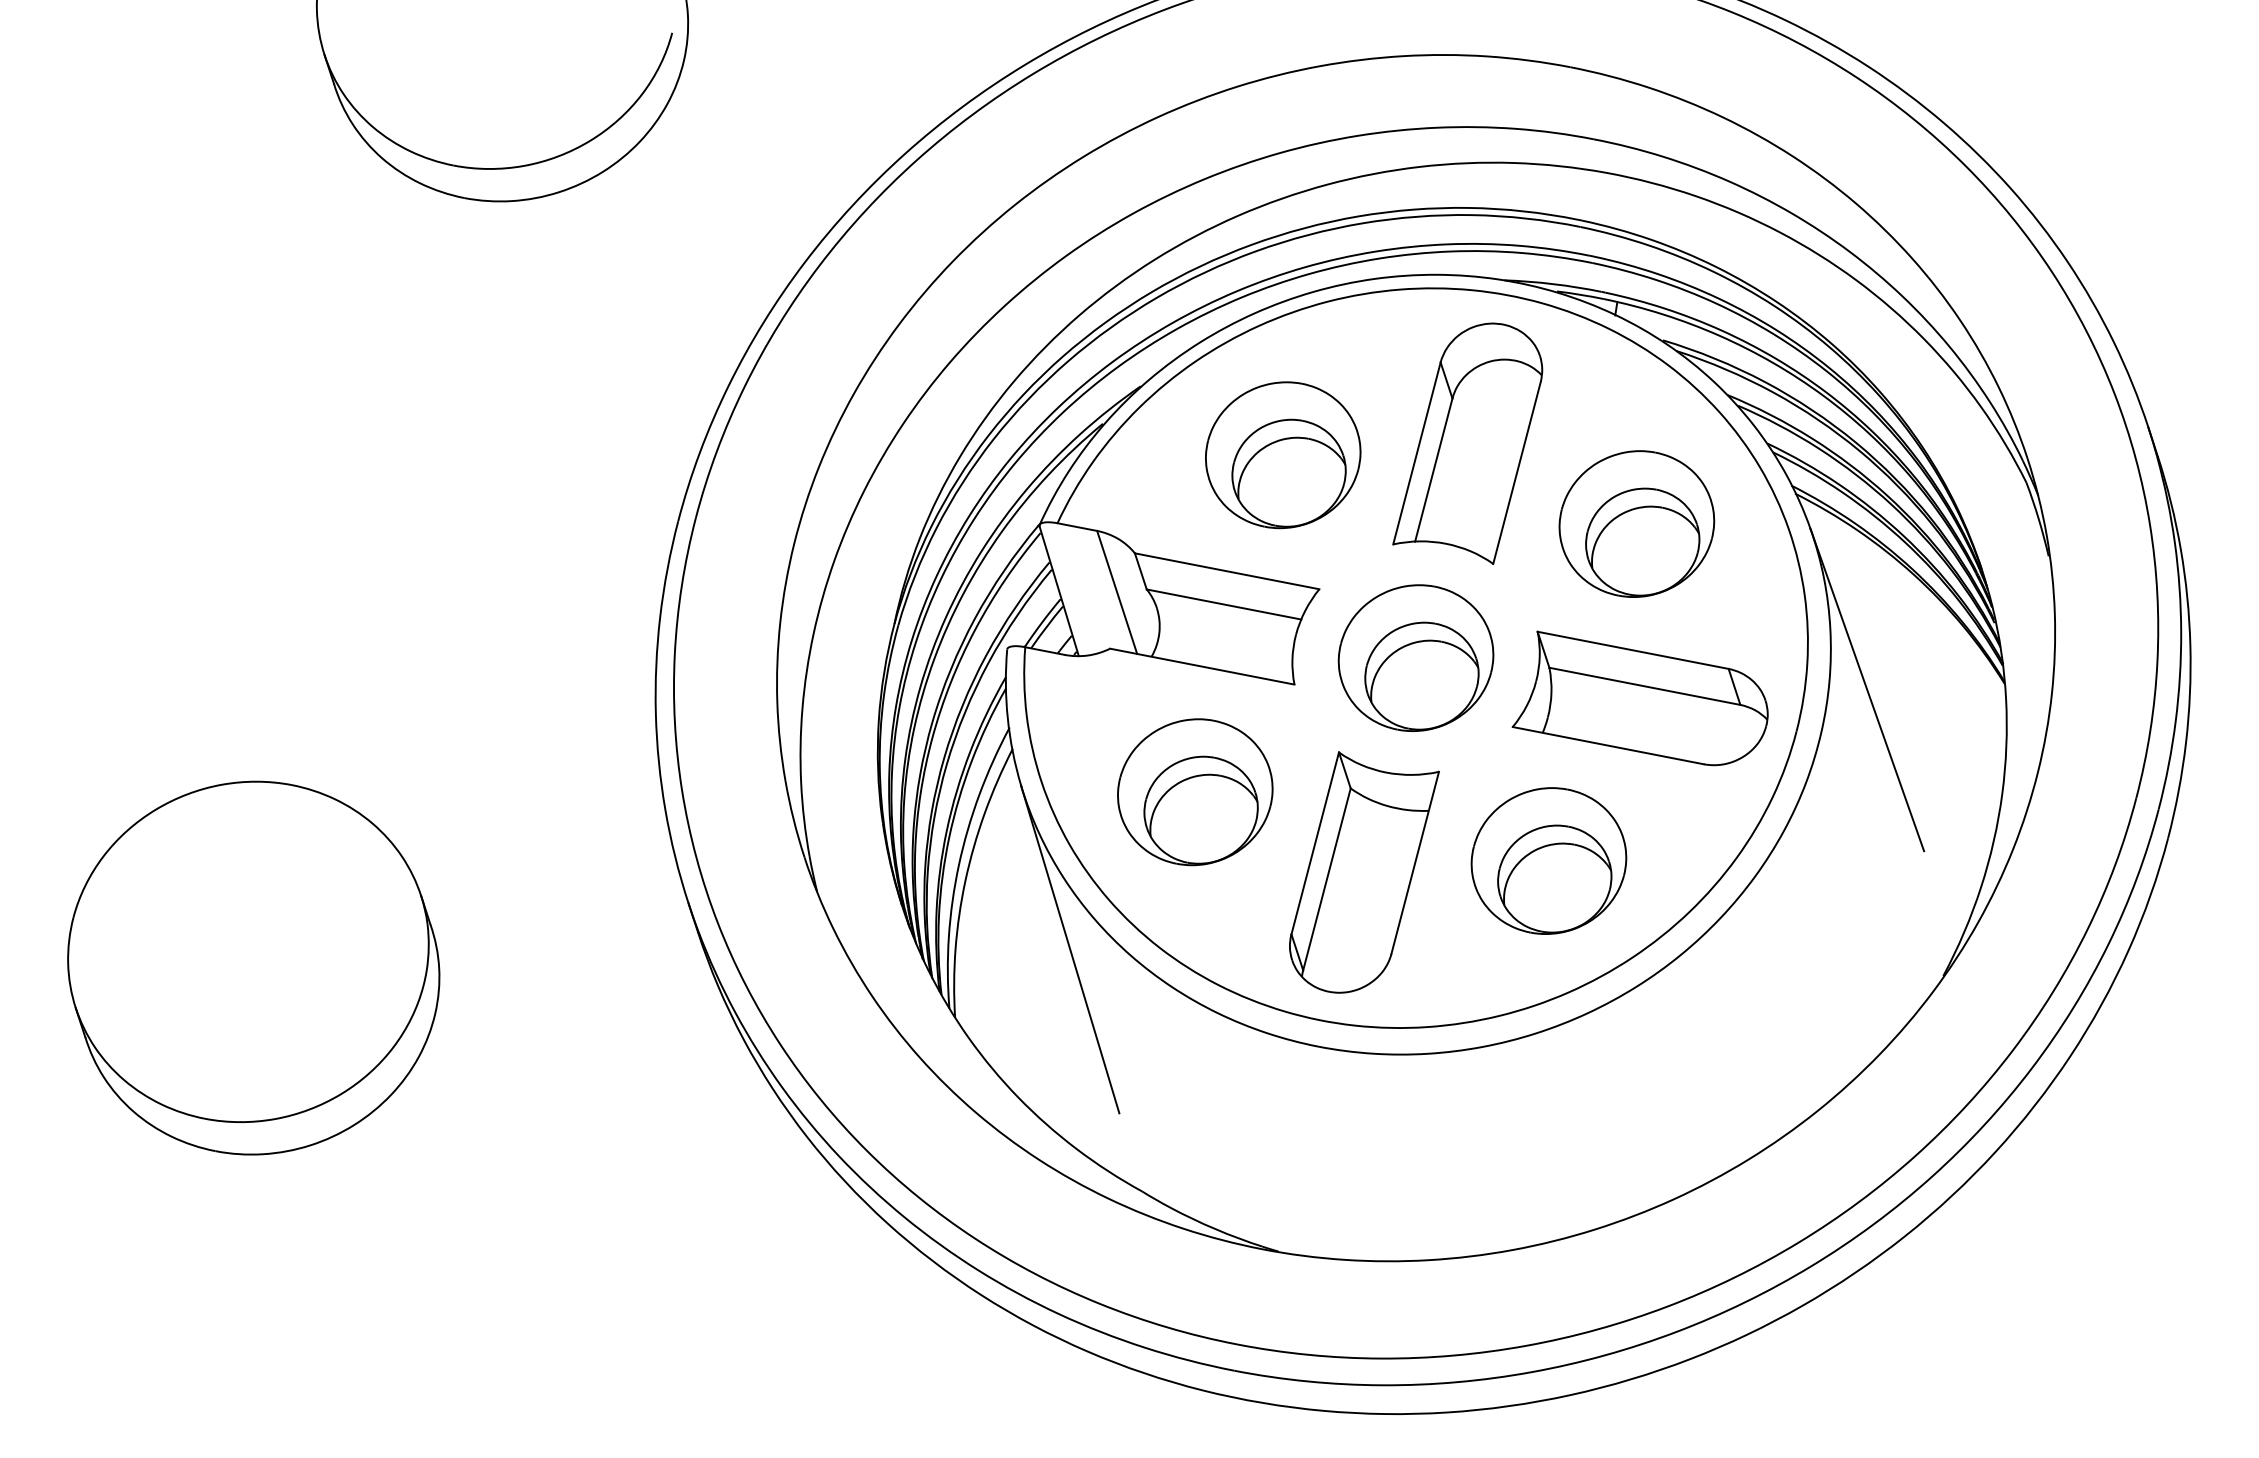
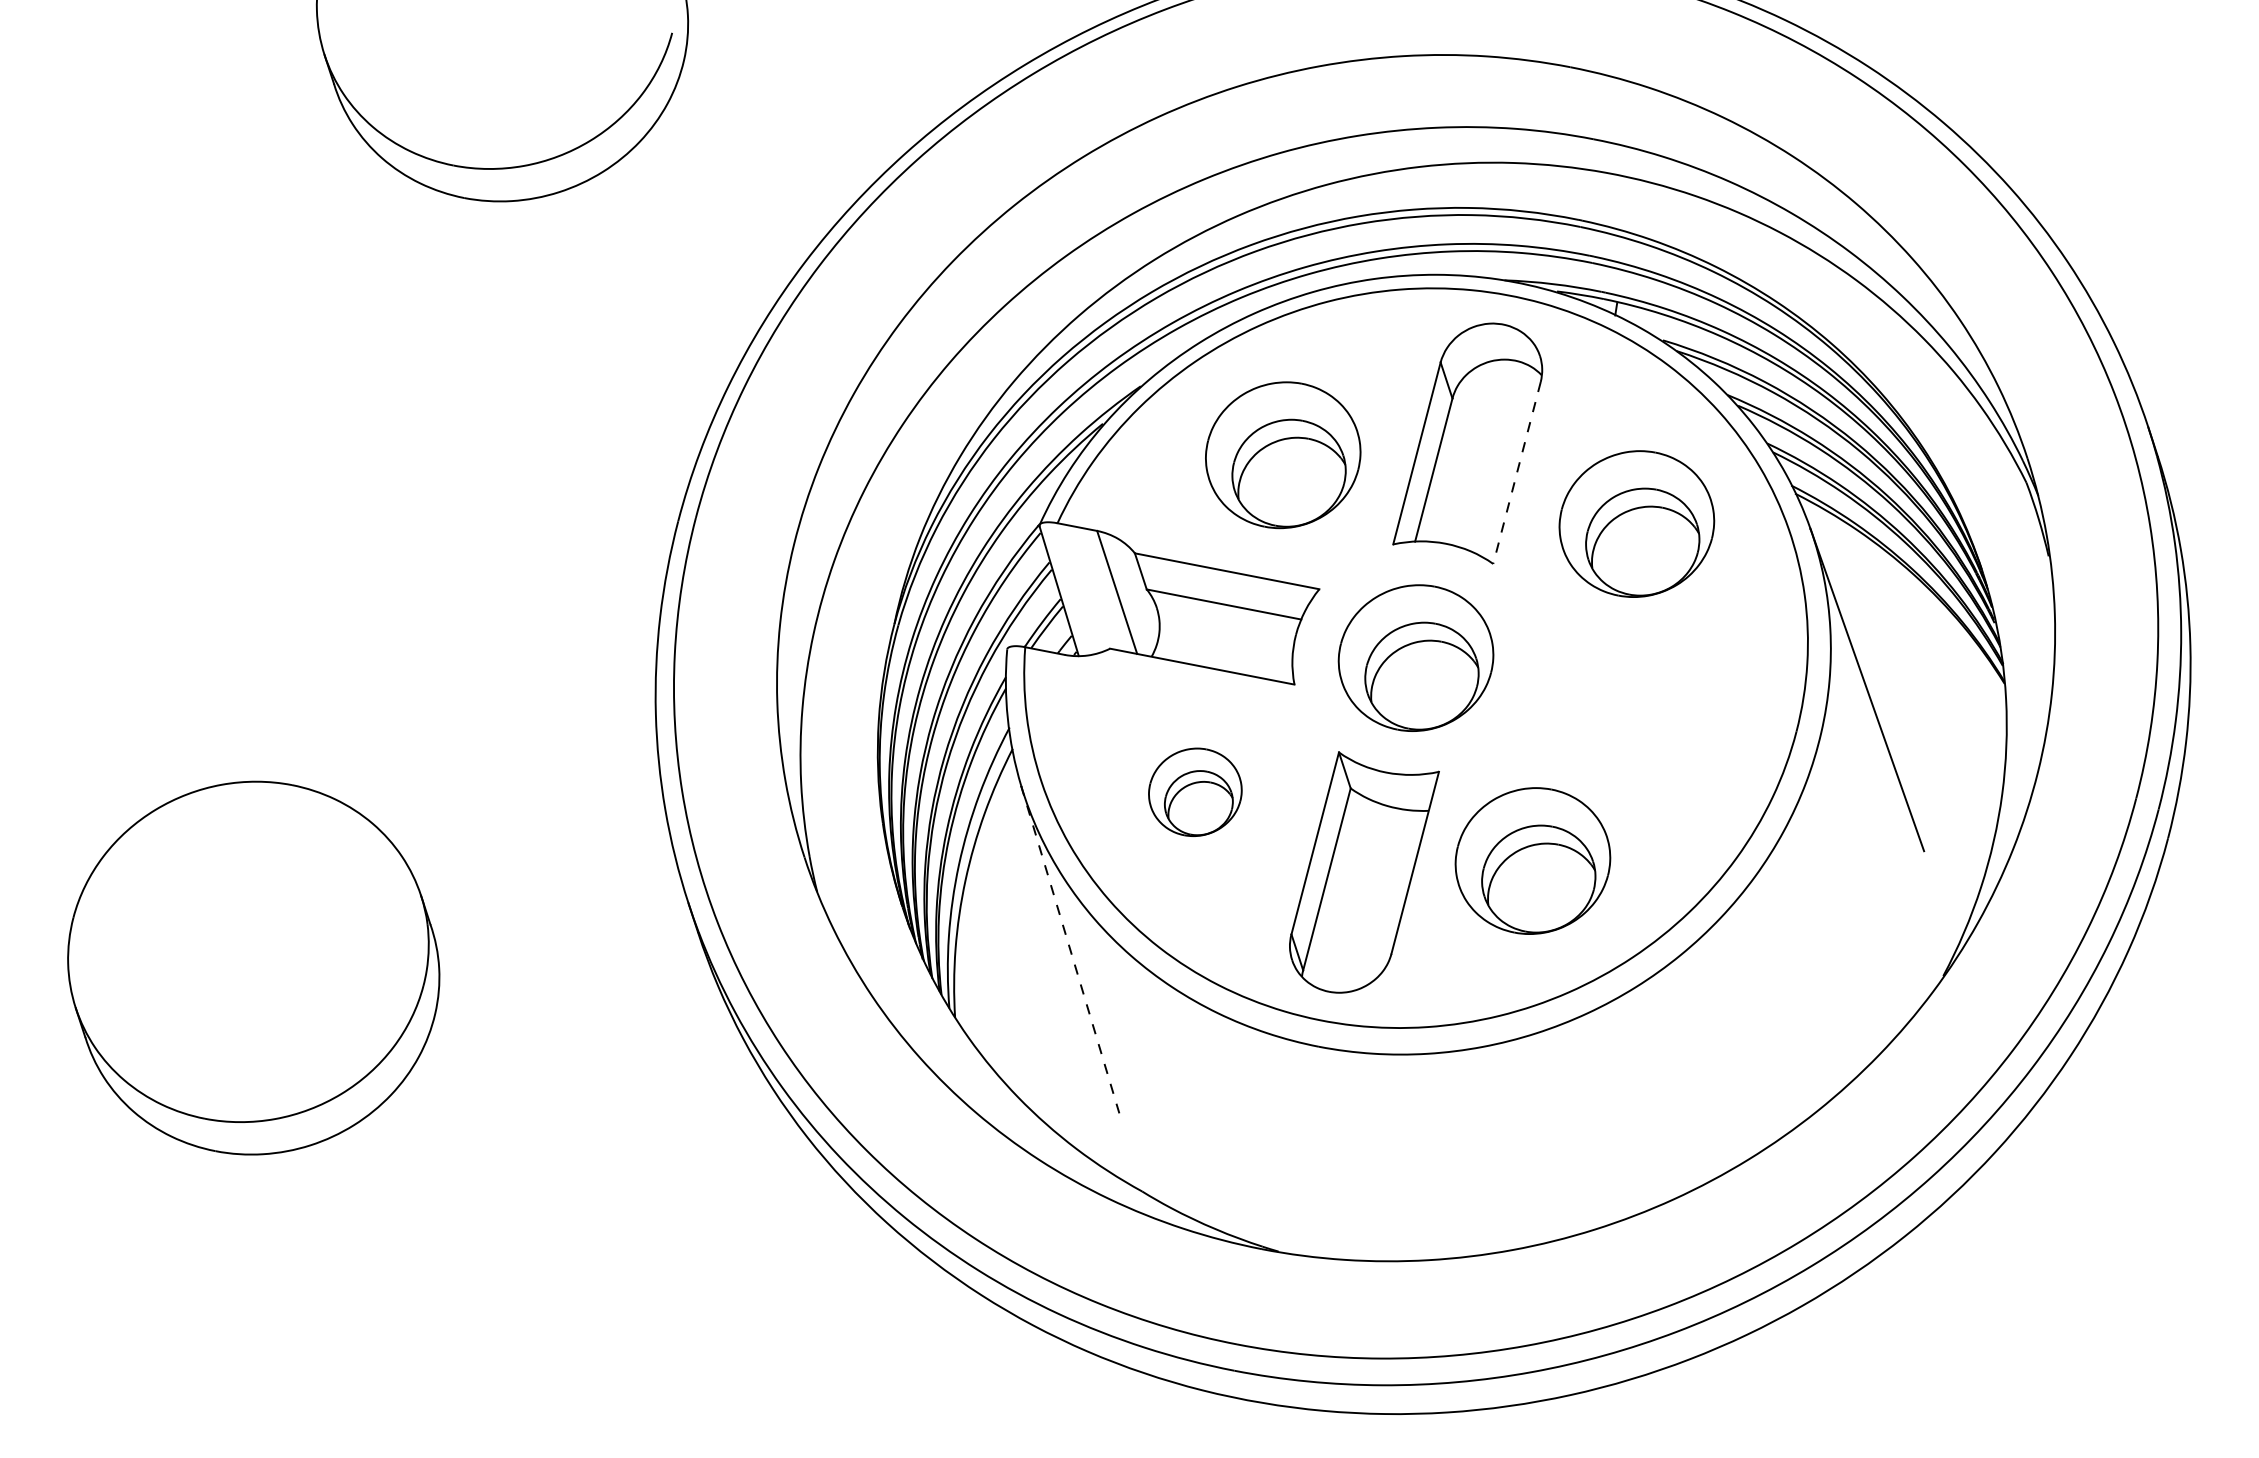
line: solid -> dashed (1516, 473)
part: present -> none (1639, 698)
part size: 157x149 px -> 95x90 px (1195, 791)
part position: (1548, 860) -> (1532, 860) (1532, 860)
line: solid -> dashed (1070, 950)
